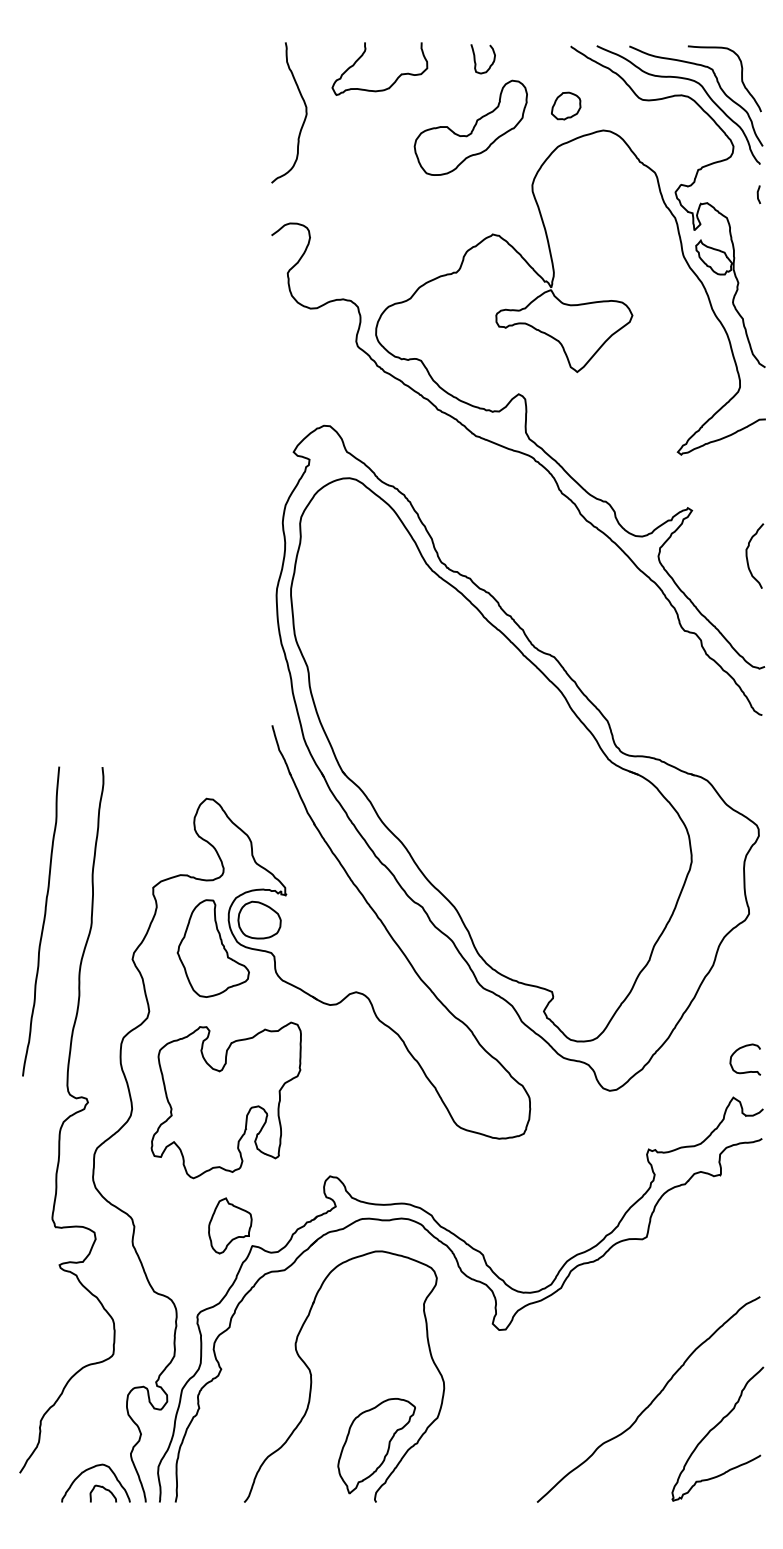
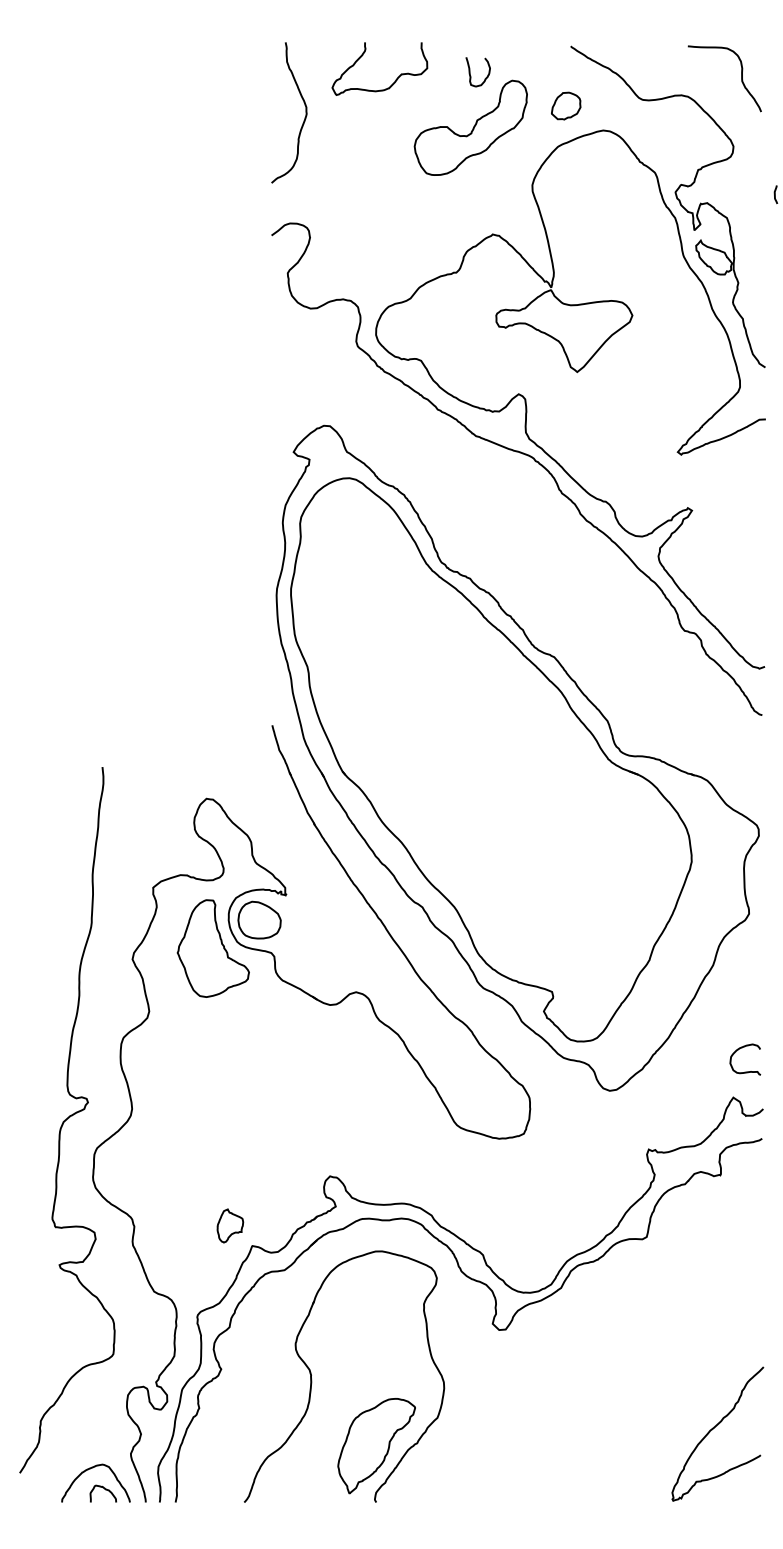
curve position: (475, 59) -> (470, 72) (470, 72)
part: present -> none (683, 79)
curve position: (758, 194) -> (775, 194) (775, 194)
curve: present -> none (747, 555)
curve: present -> none (43, 921)
part: present -> none (225, 1100)
part size: 45x58 px -> 29x36 px (230, 1225)
curve: present -> none (651, 1401)
